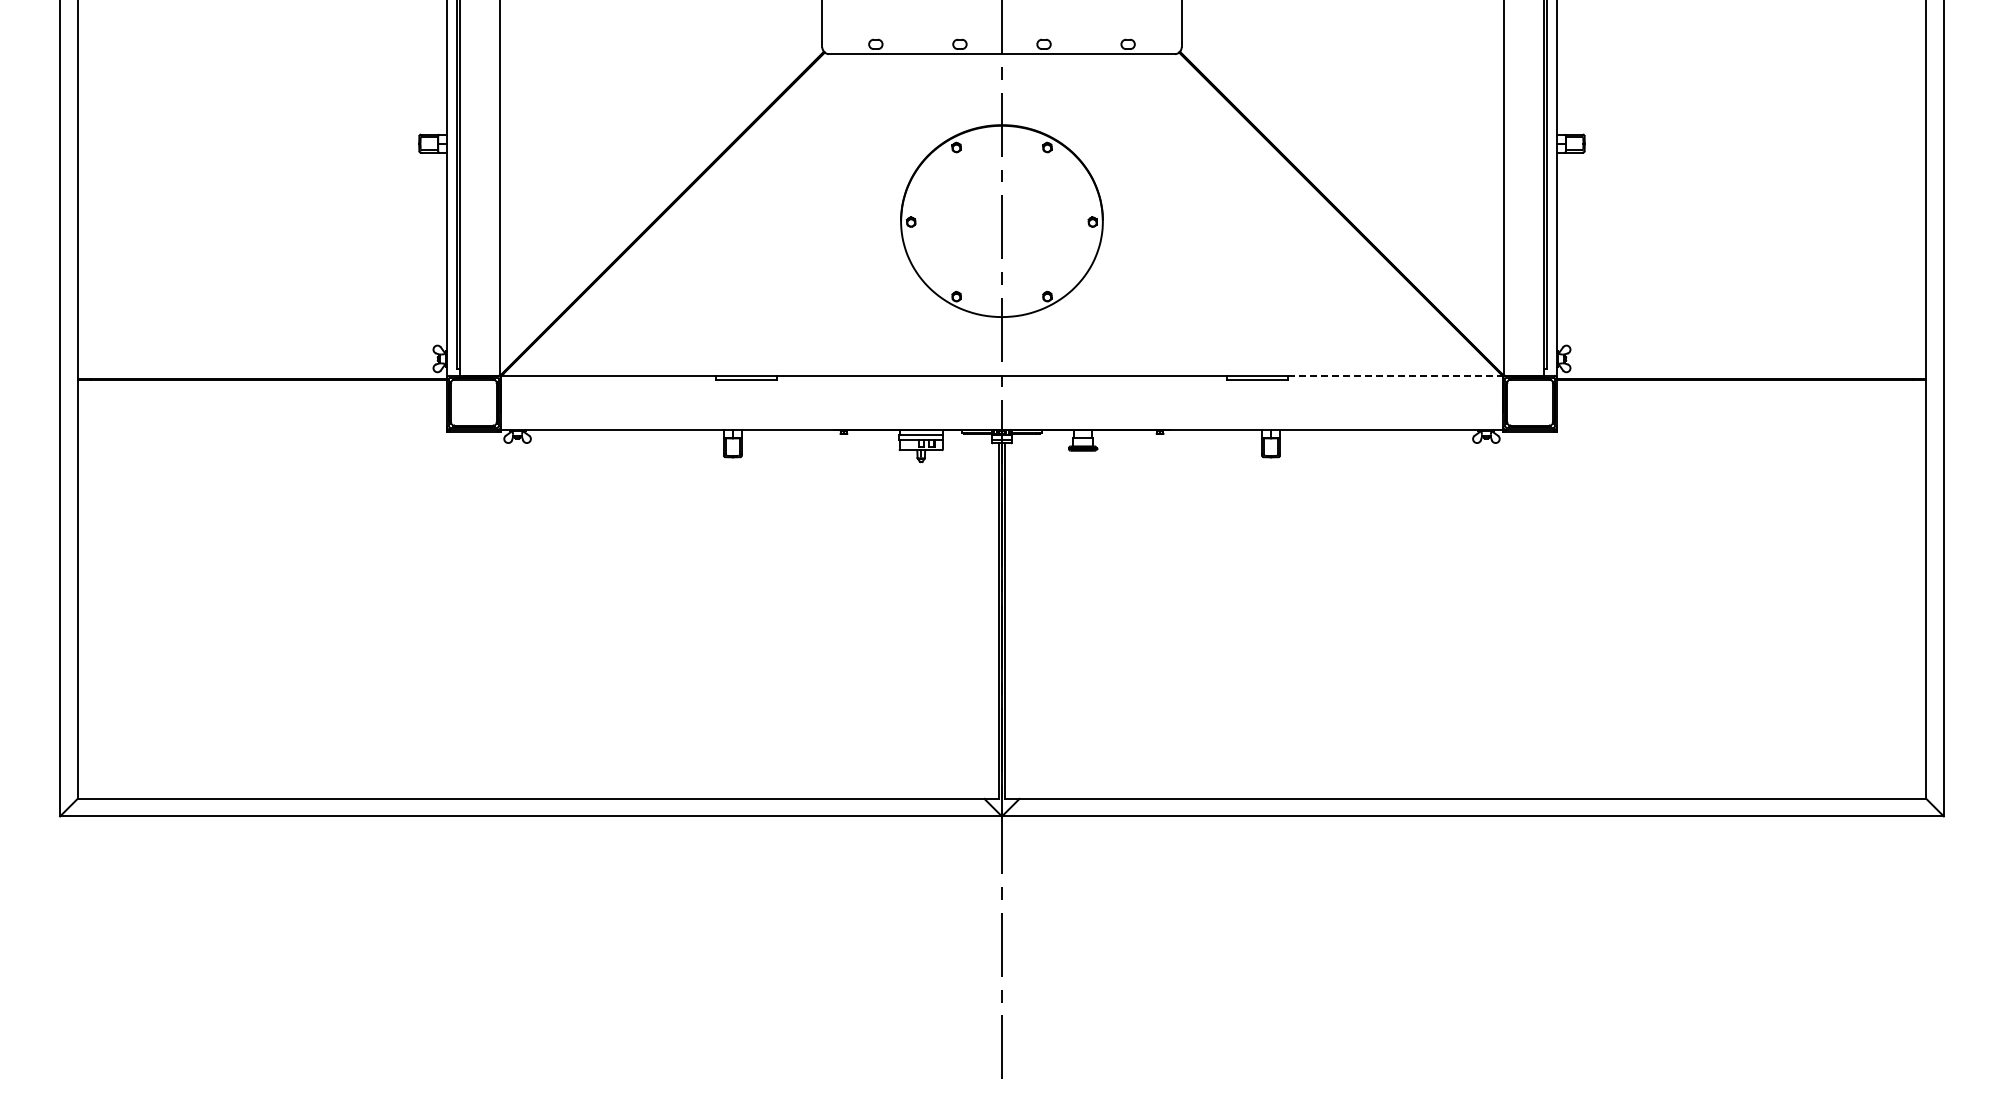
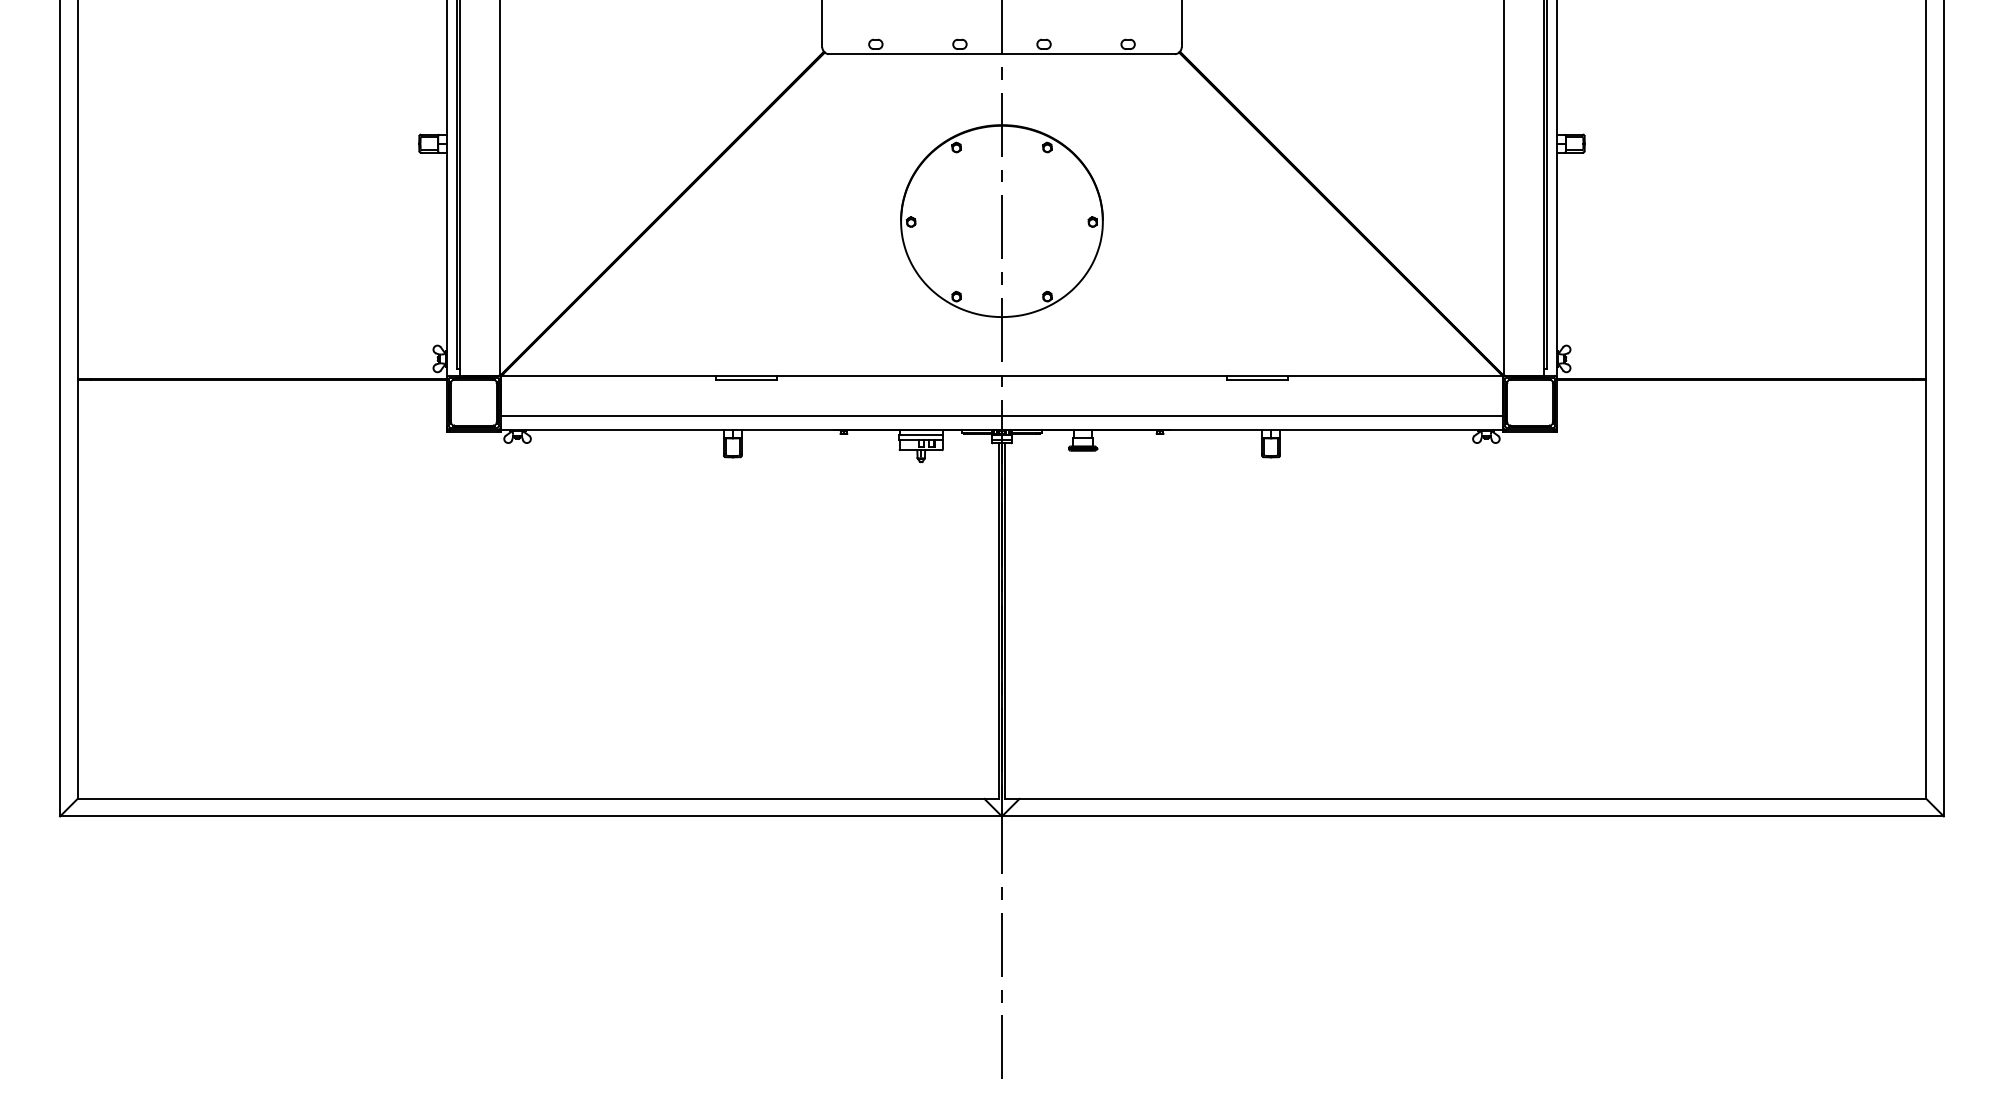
line: dashed -> solid (1395, 376)
line: none -> present (1001, 416)
